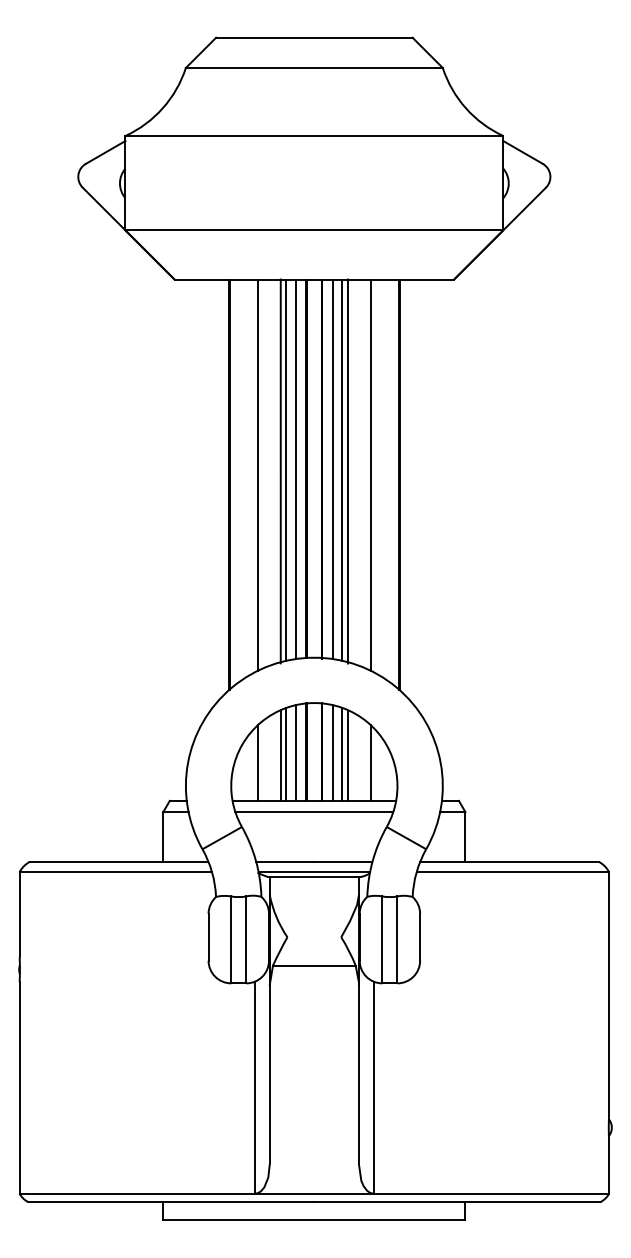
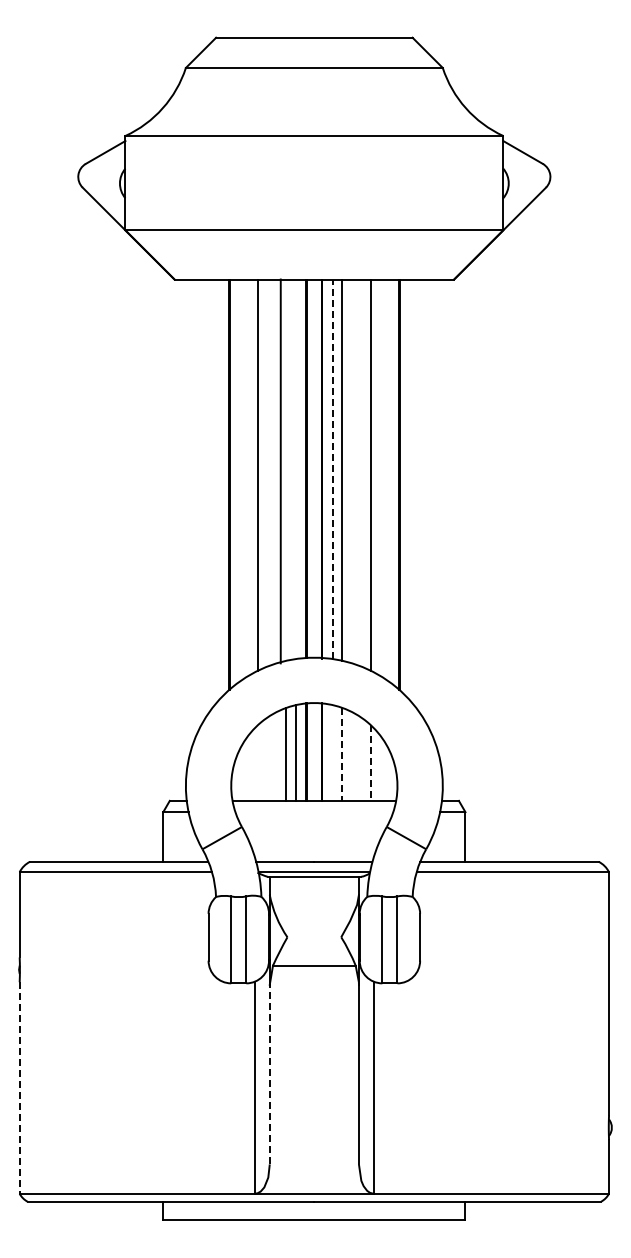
line: present -> none (286, 469)
line: present -> none (295, 469)
line: solid -> dashed (332, 469)
line: present -> none (347, 471)
line: present -> none (332, 752)
line: solid -> dashed (342, 754)
line: present -> none (280, 755)
line: present -> none (347, 755)
line: present -> none (257, 762)
line: solid -> dashed (370, 763)
line: present -> none (314, 812)
line: solid -> dashed (269, 1074)
line: solid -> dashed (19, 1088)
